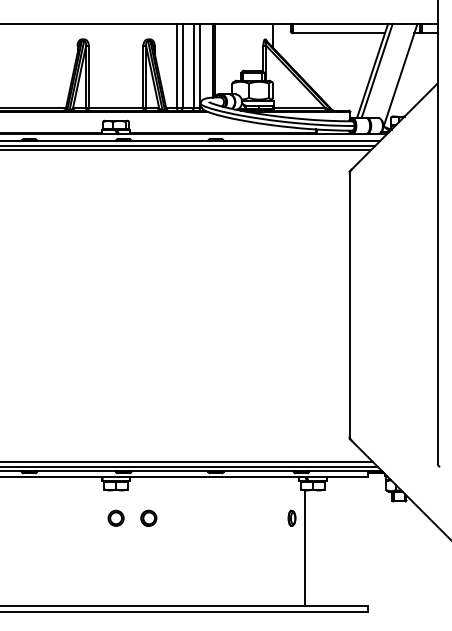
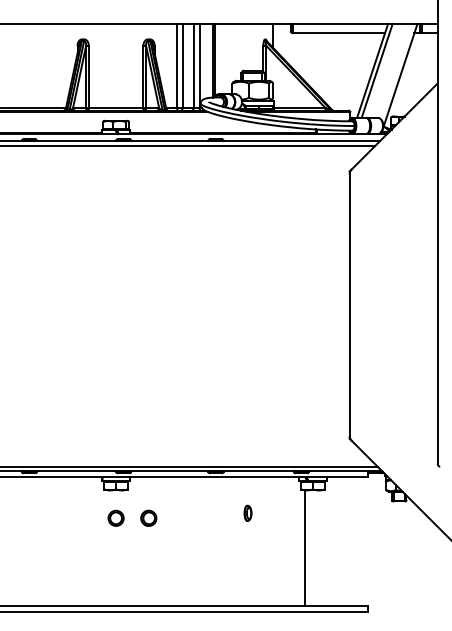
line: present -> none (186, 150)
line: present -> none (187, 462)
part position: (291, 517) -> (247, 512) (247, 512)
